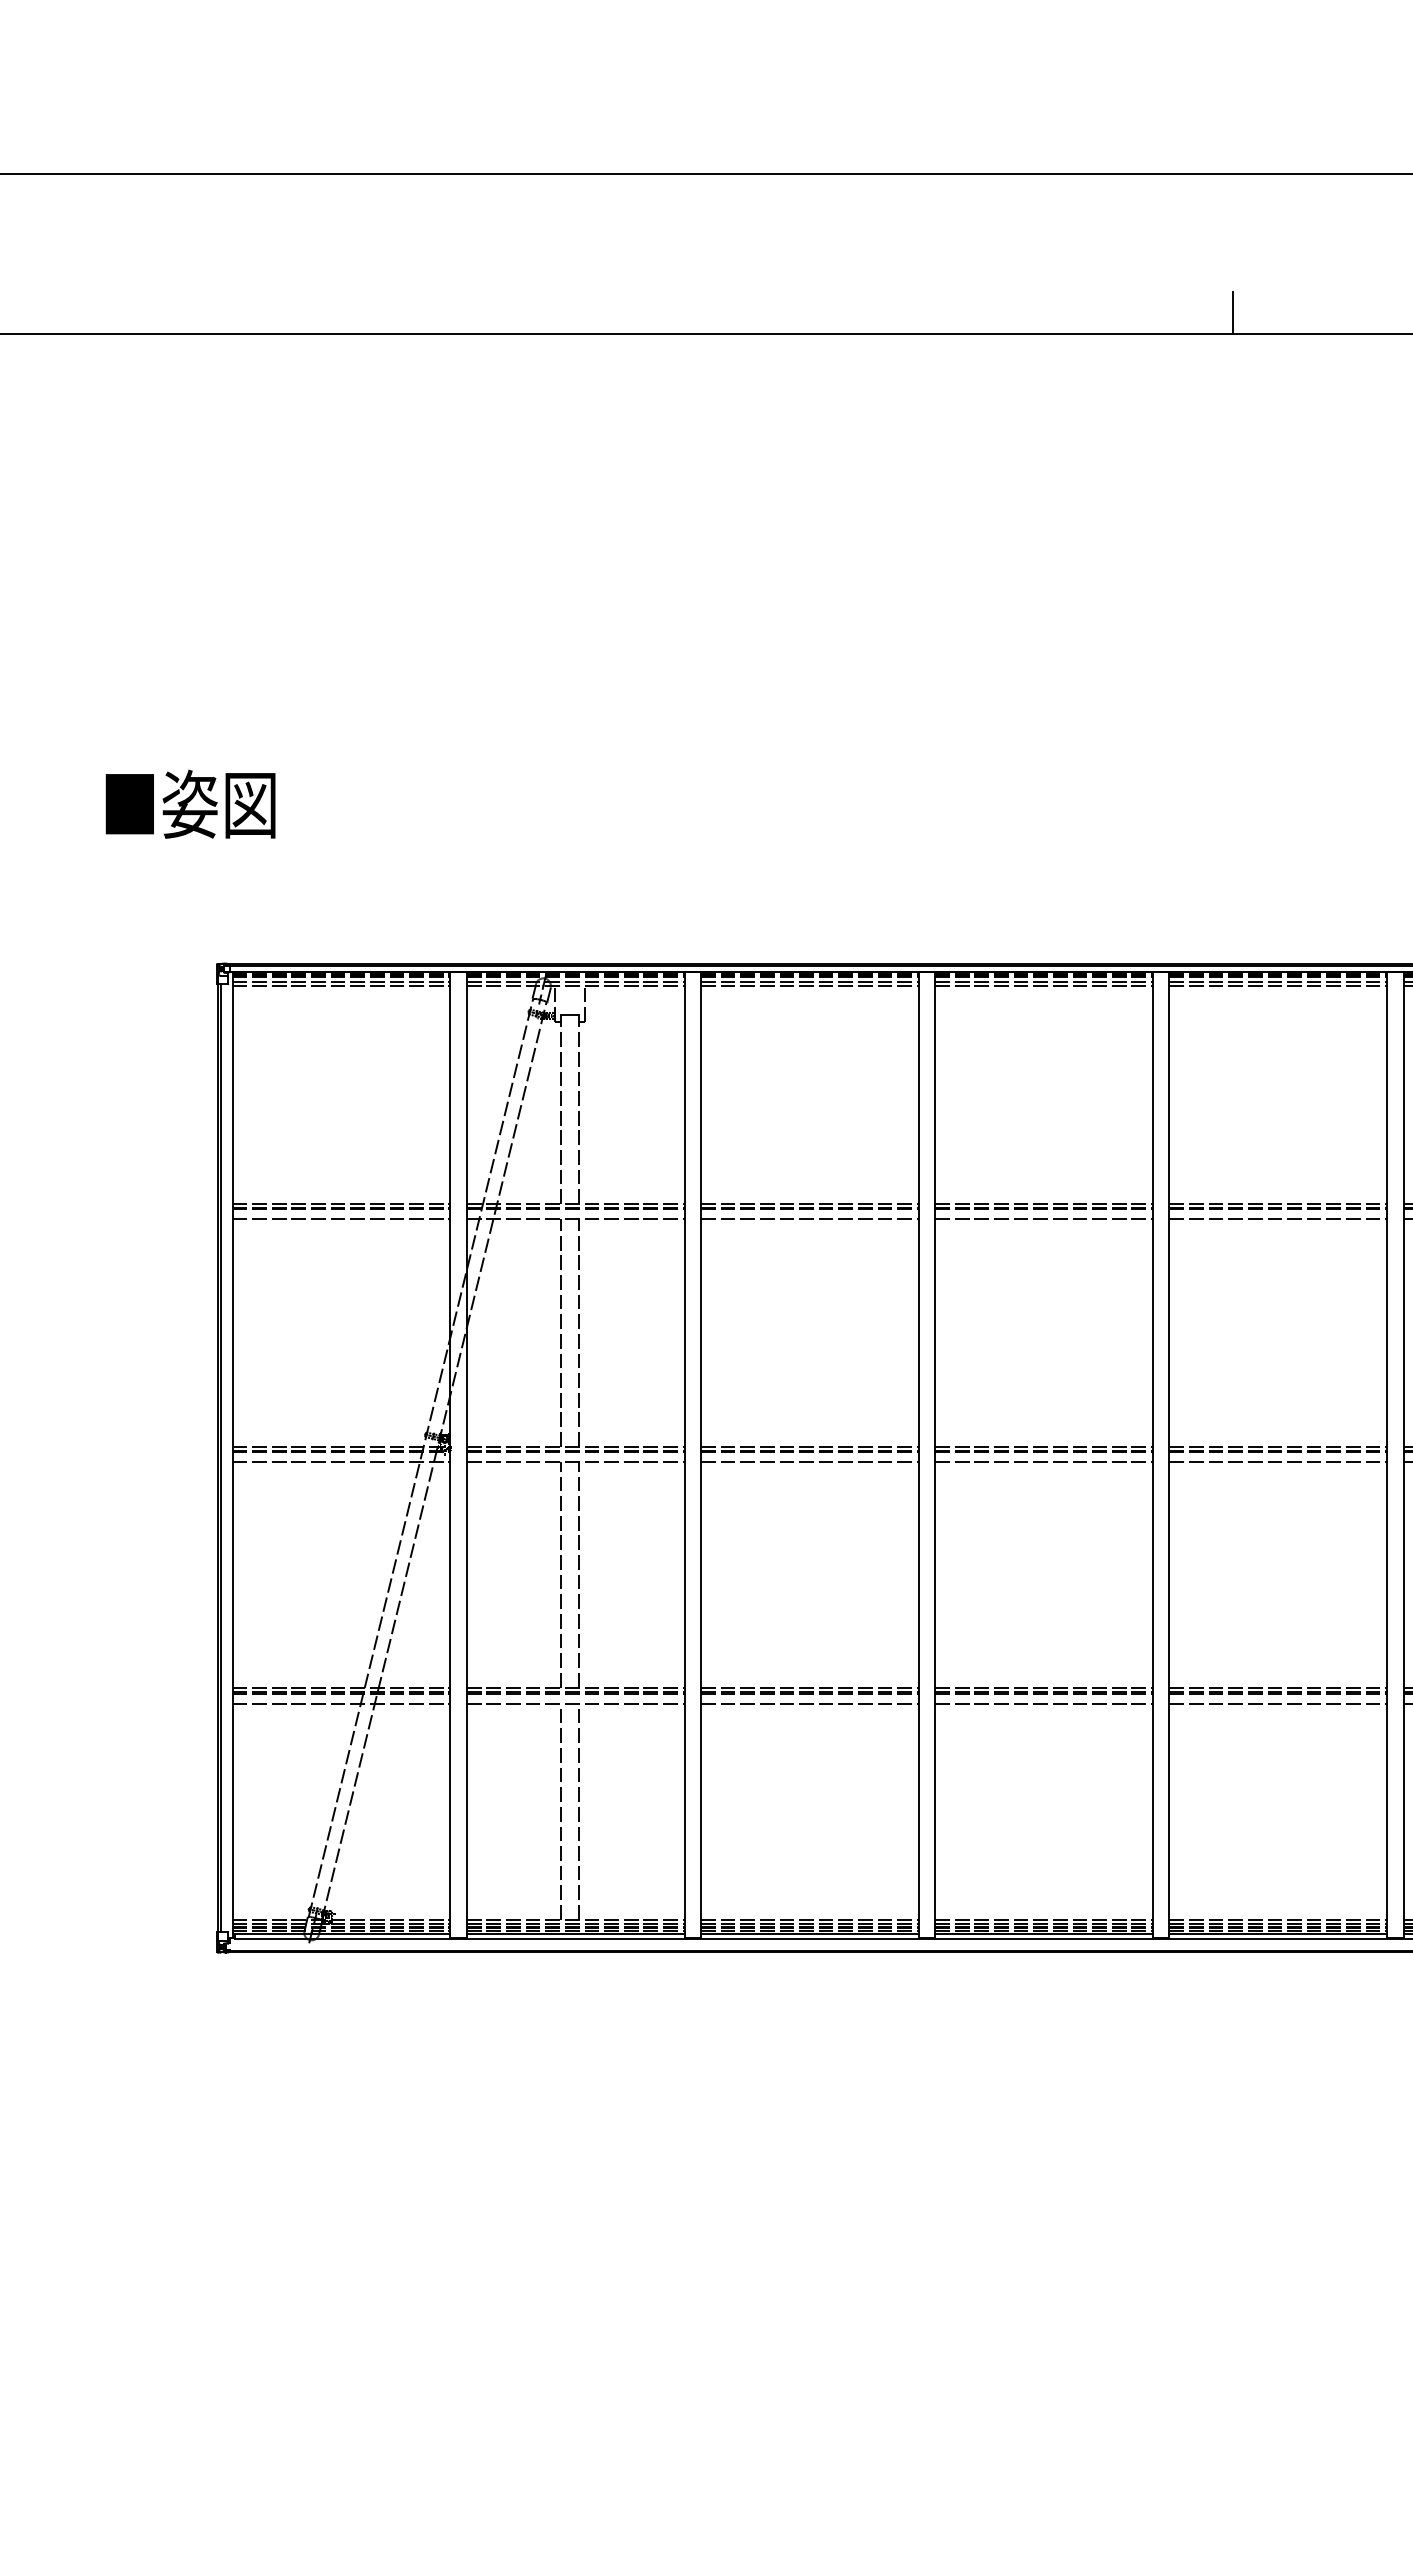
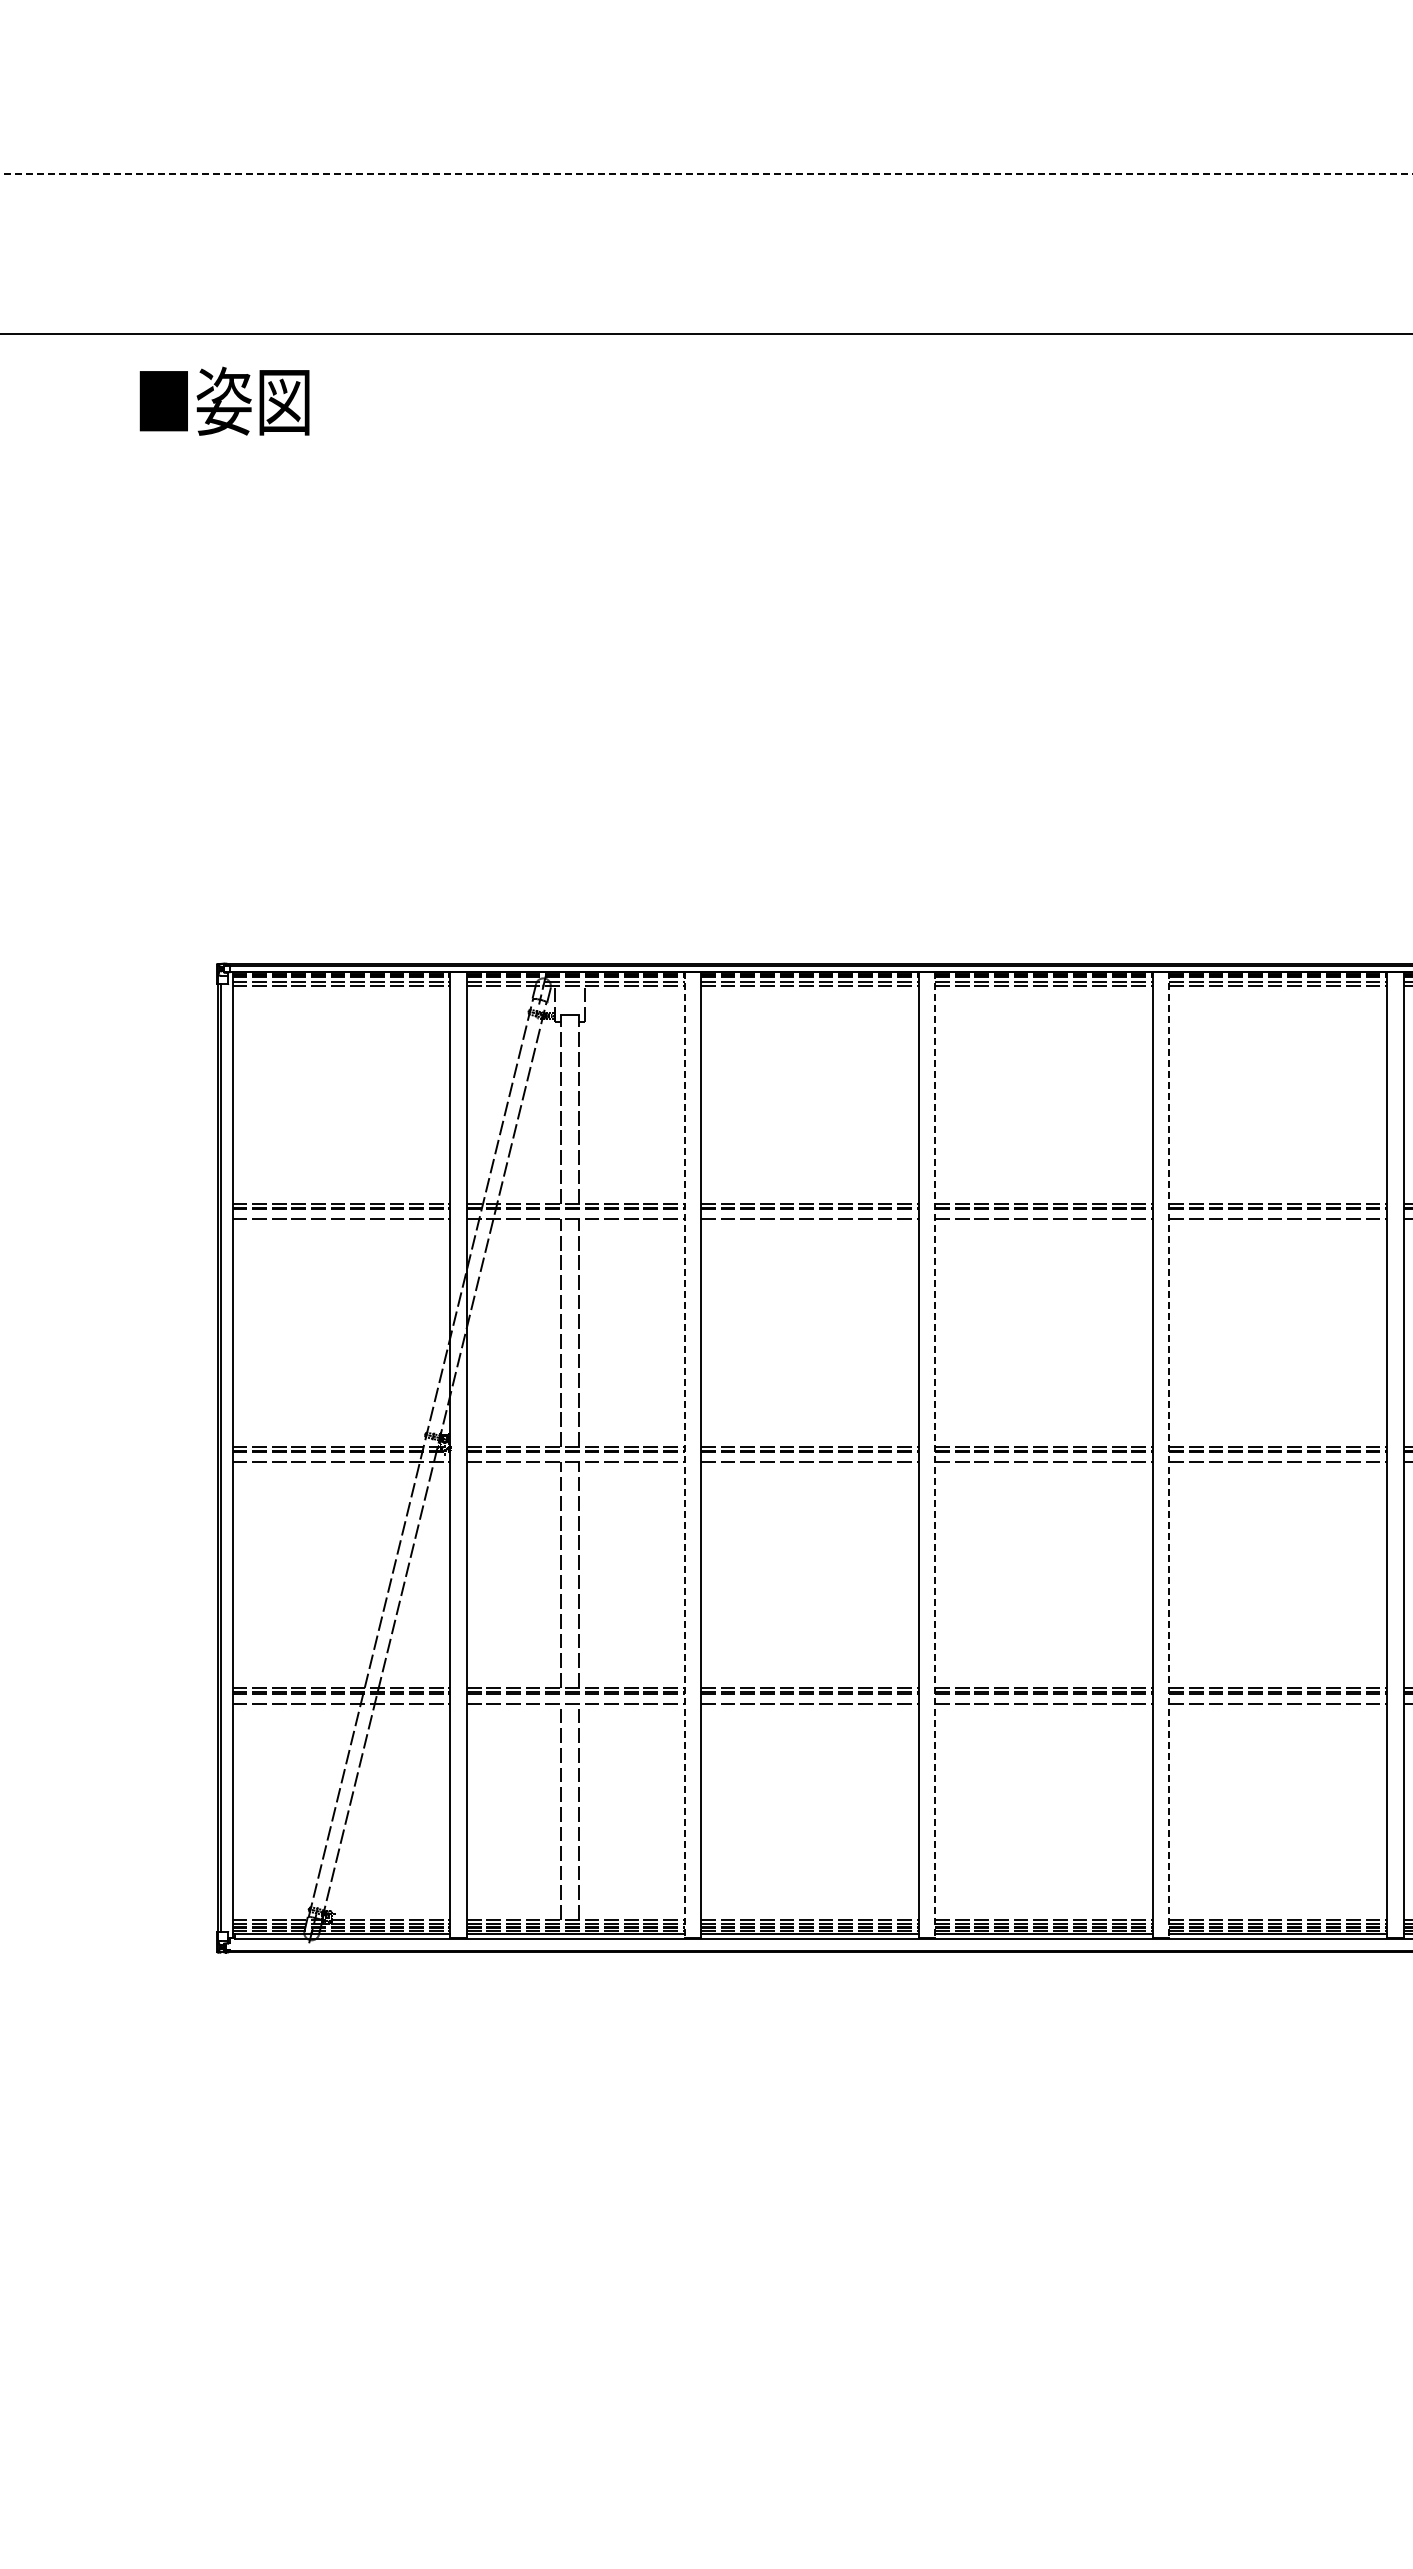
line: solid -> dashed (706, 174)
line: present -> none (1232, 312)
text position: (190, 803) -> (224, 400) (224, 400)
line: solid -> dashed (684, 1455)
line: solid -> dashed (935, 1455)
line: solid -> dashed (1169, 1455)
